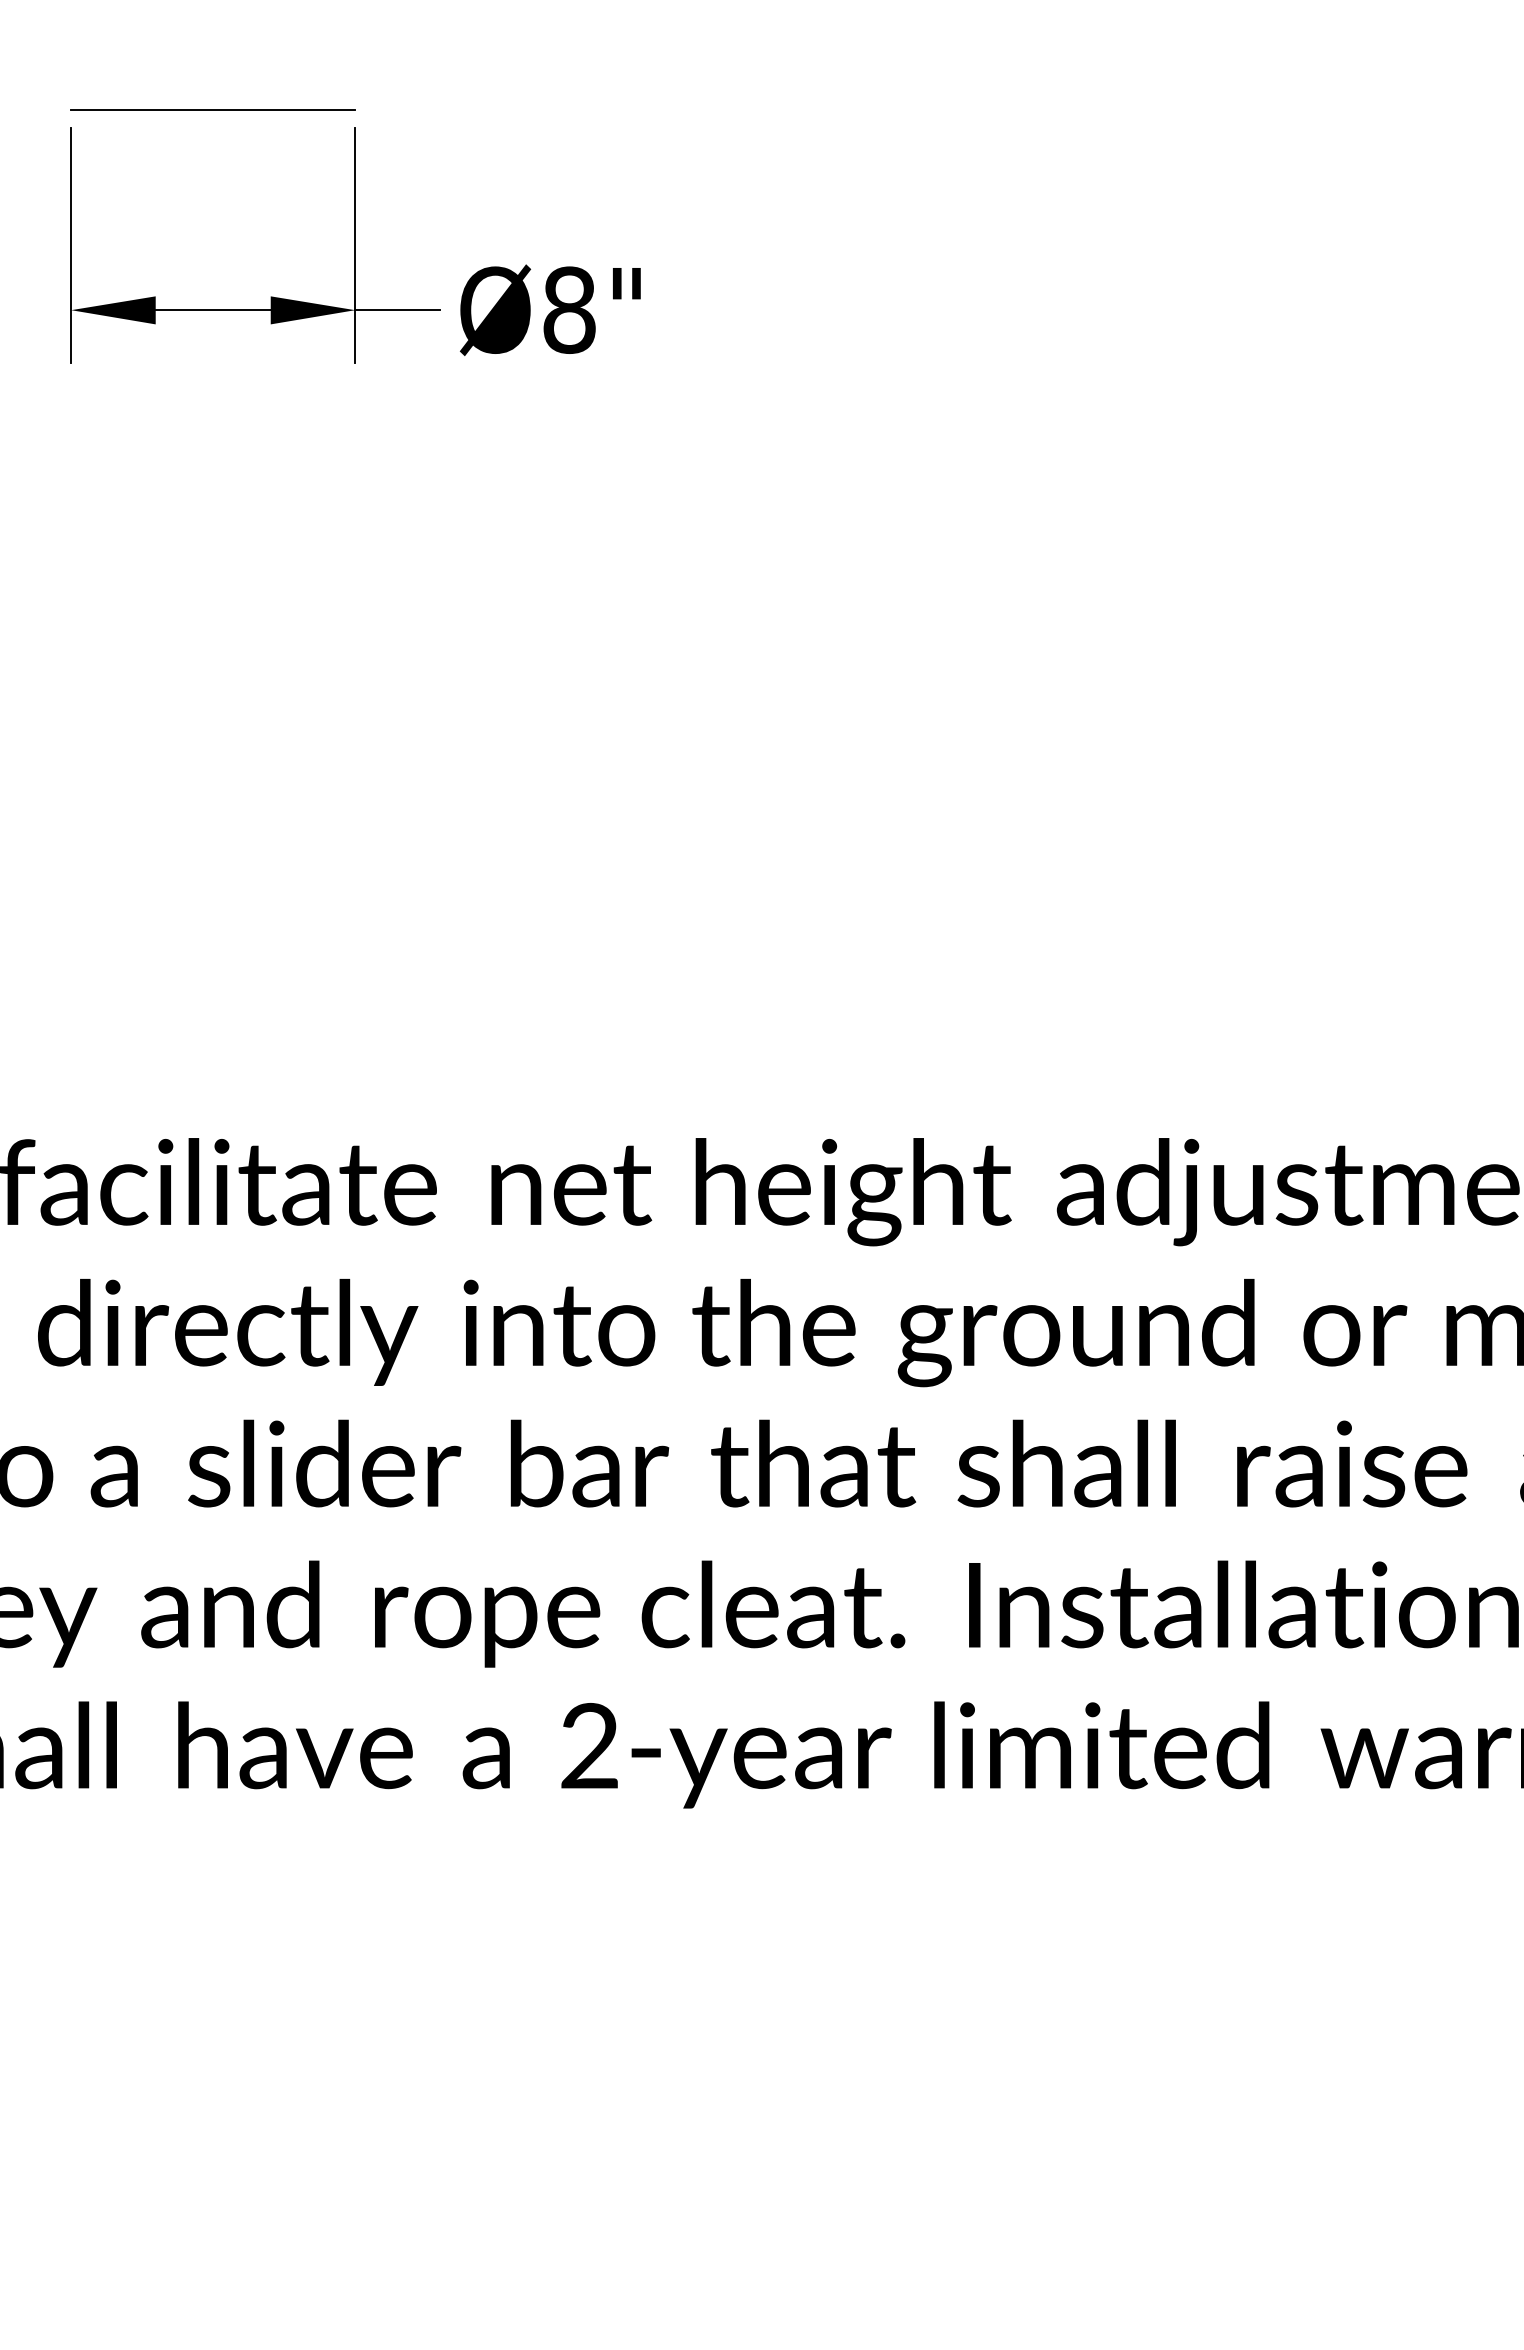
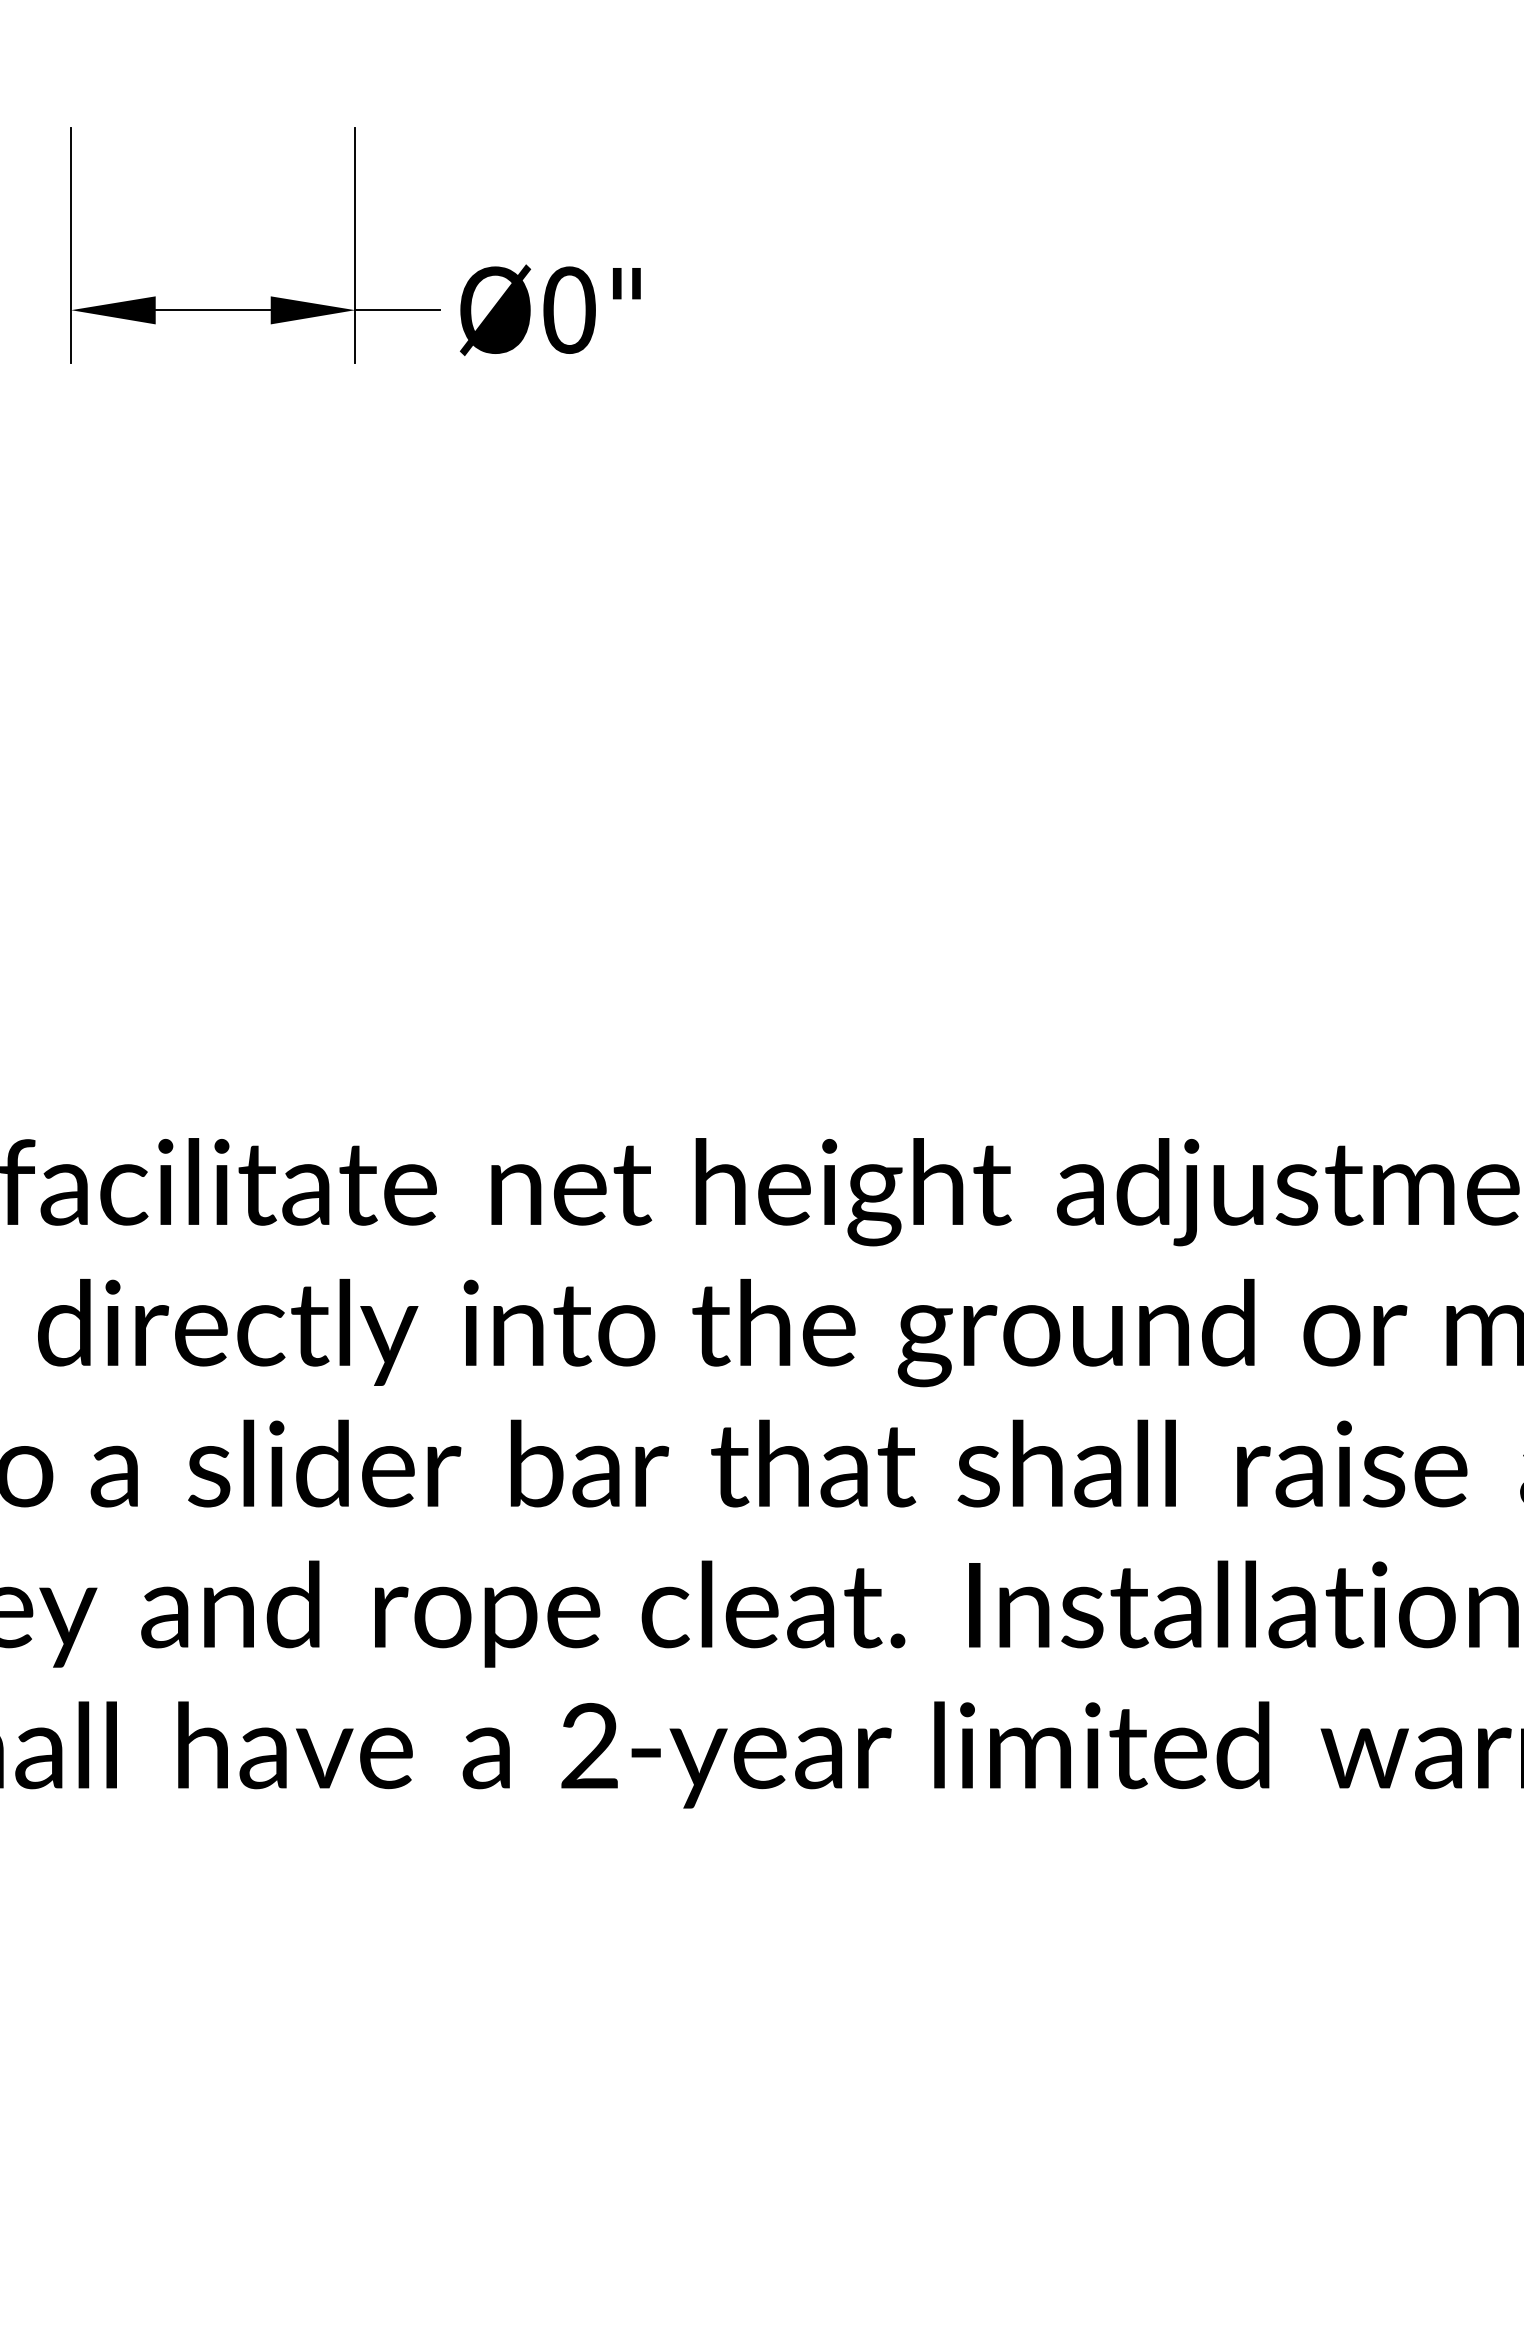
line: present -> none (212, 109)
text: Ø8" -> Ø0" (569, 309)
